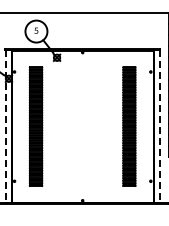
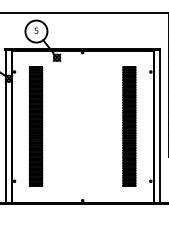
line: dashed -> solid (5, 127)
line: dashed -> solid (159, 127)
